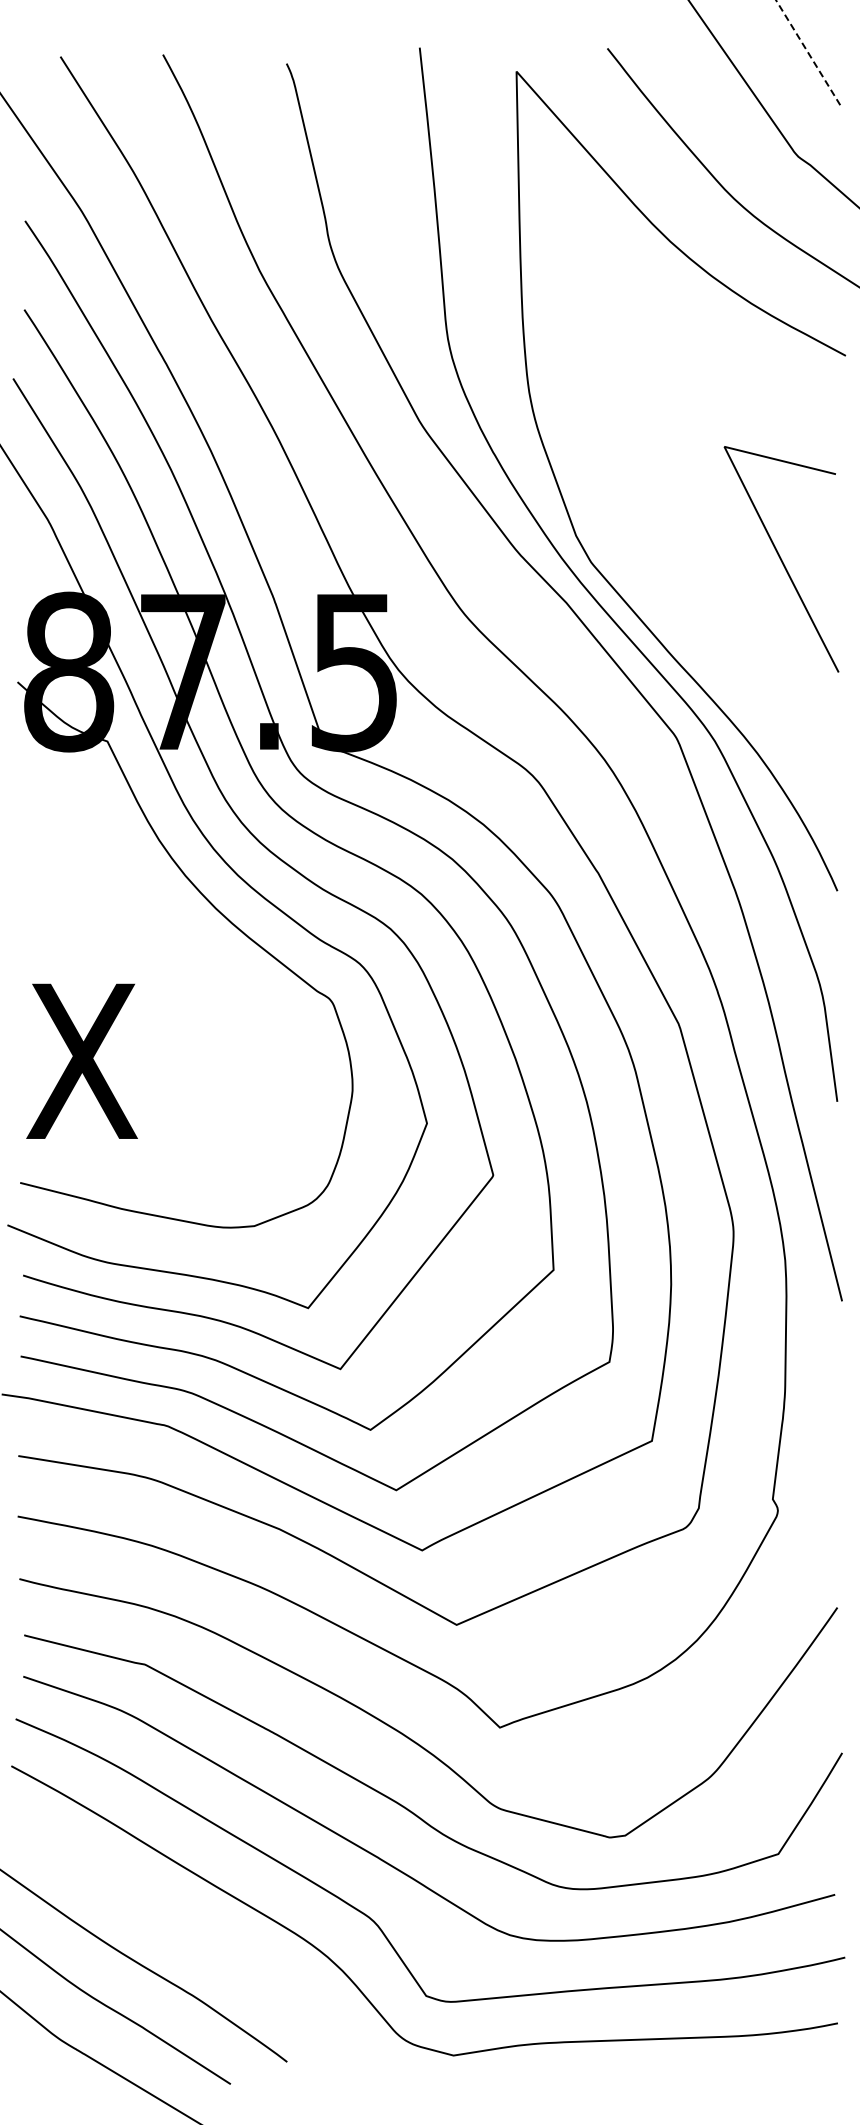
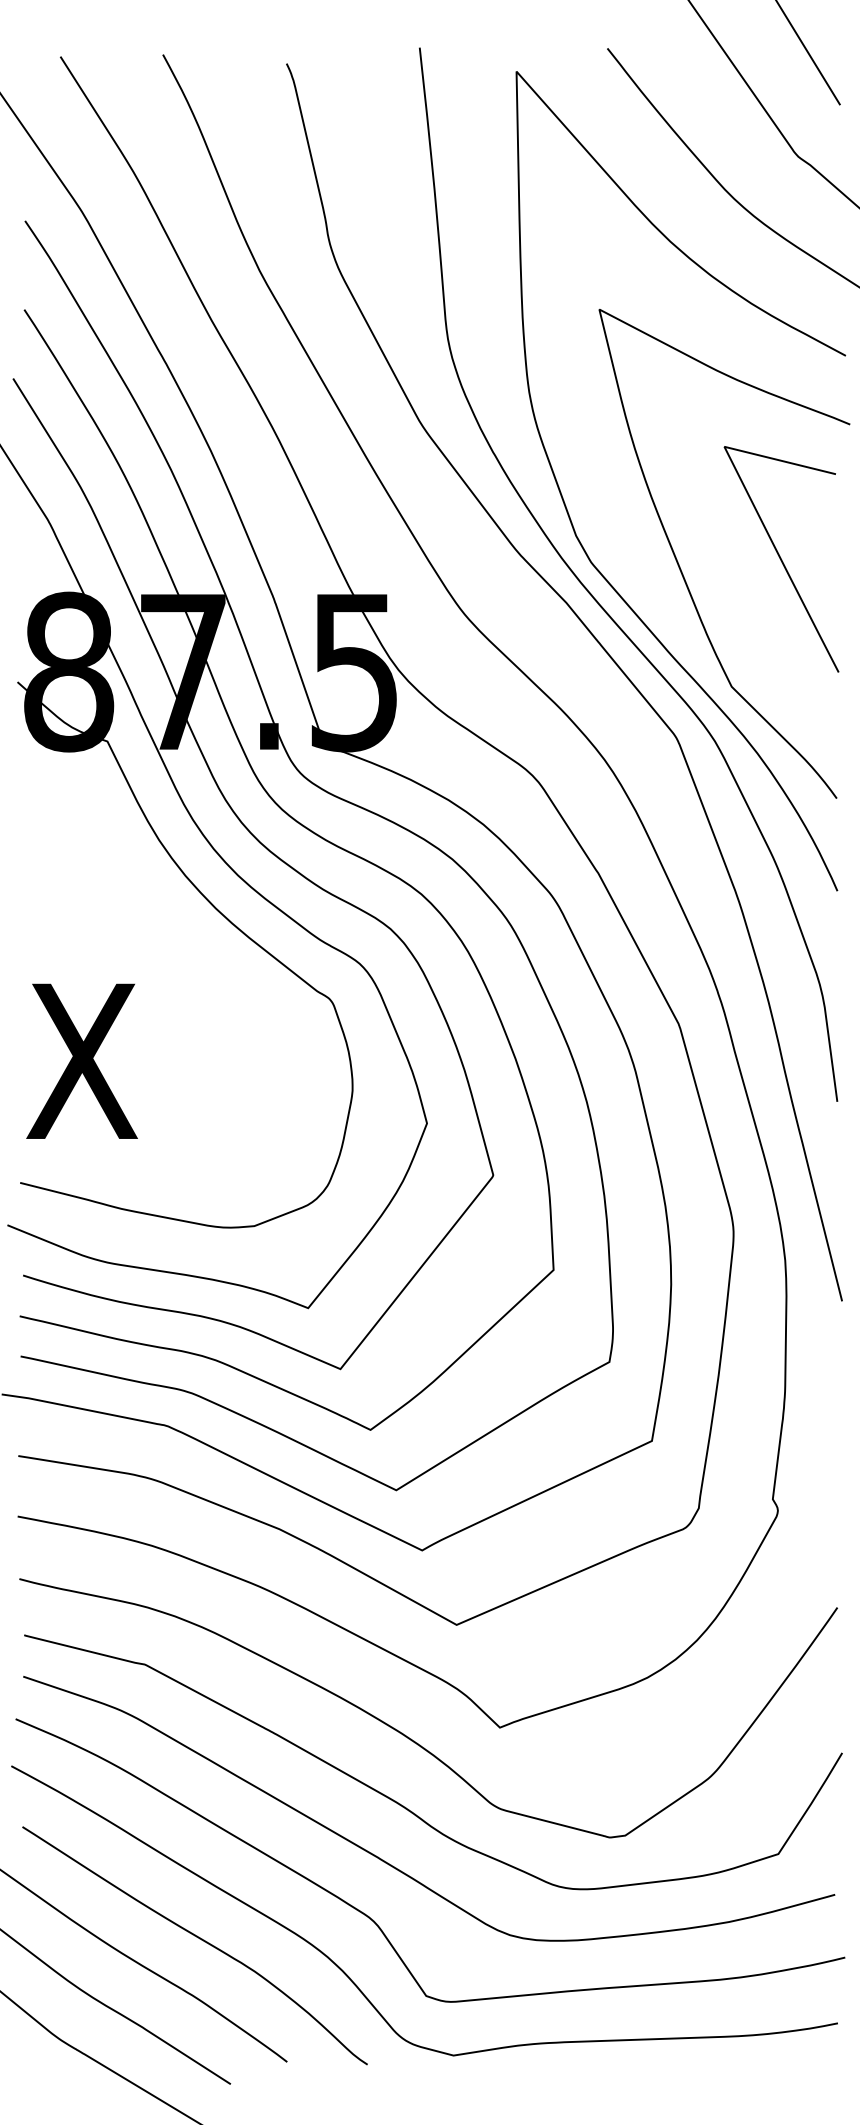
line: dashed -> solid (807, 52)
curve: none -> present (682, 571)
curve: none -> present (199, 1939)
